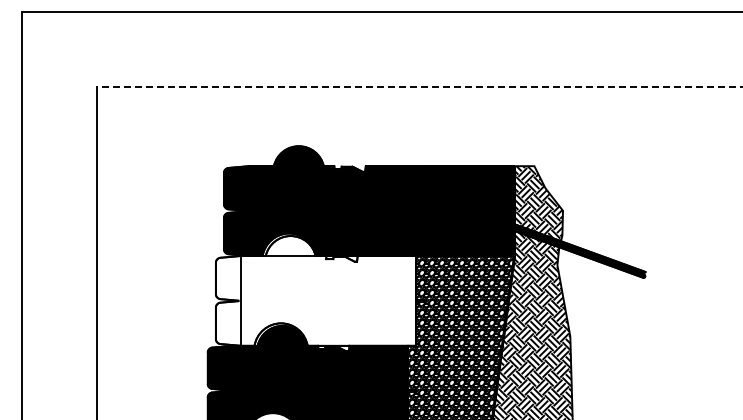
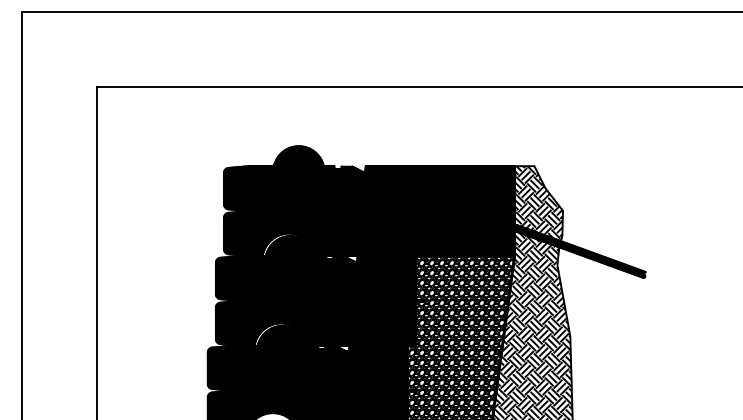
line: dashed -> solid (420, 87)
fill: none -> present (315, 290)
